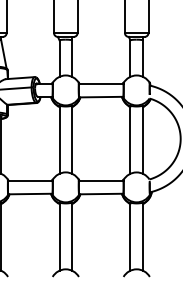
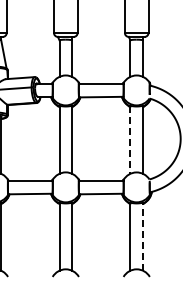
line: solid -> dashed (130, 140)
line: solid -> dashed (143, 236)
